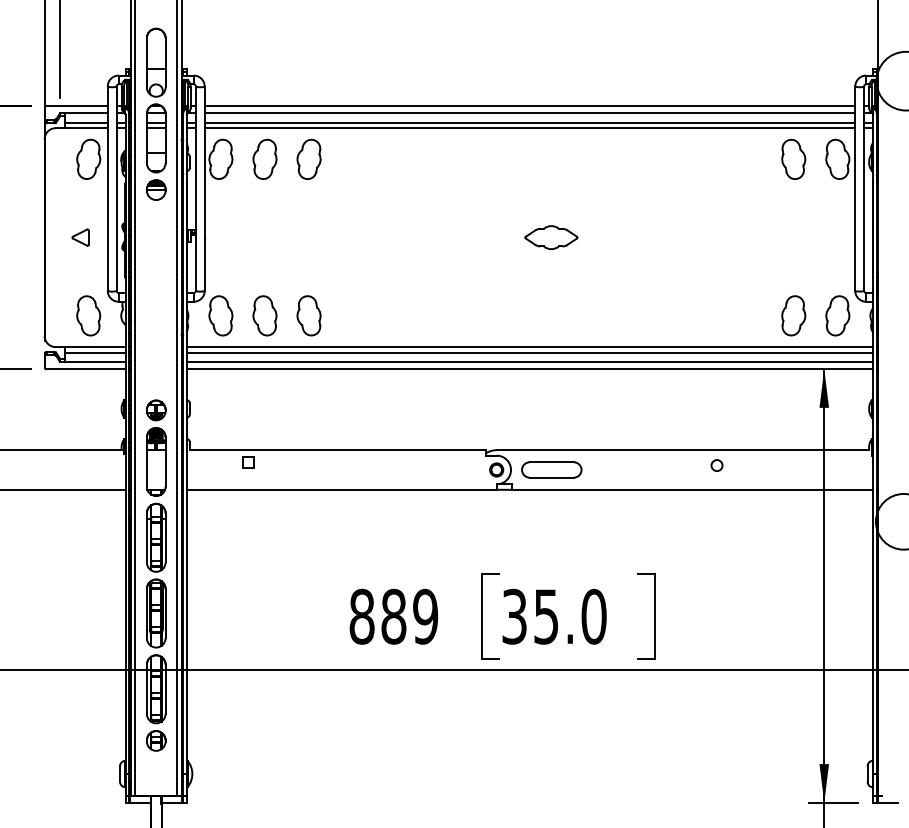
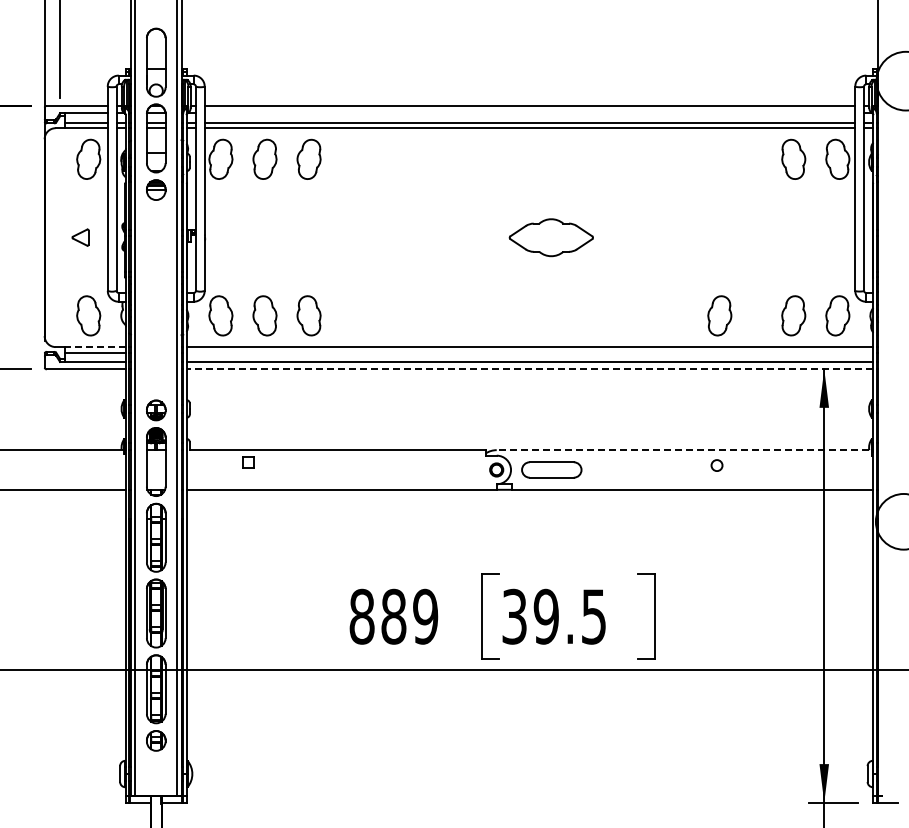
line: present -> none (529, 113)
part size: 55x25 px -> 86x40 px (550, 237)
part: none -> present (719, 315)
line: solid -> dashed (95, 347)
line: present -> none (529, 352)
line: solid -> dashed (529, 369)
line: solid -> dashed (682, 450)
text: 35.0 -> 39.5 (569, 616)
